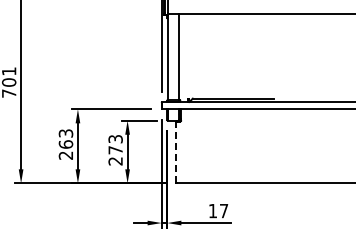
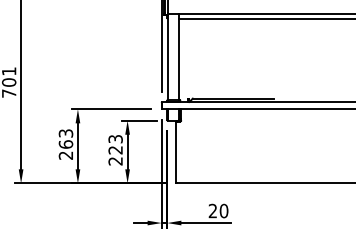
line: none -> present (265, 19)
text: 273 -> 223 (115, 150)
line: dashed -> solid (176, 152)
text: 17 -> 20 (218, 210)
